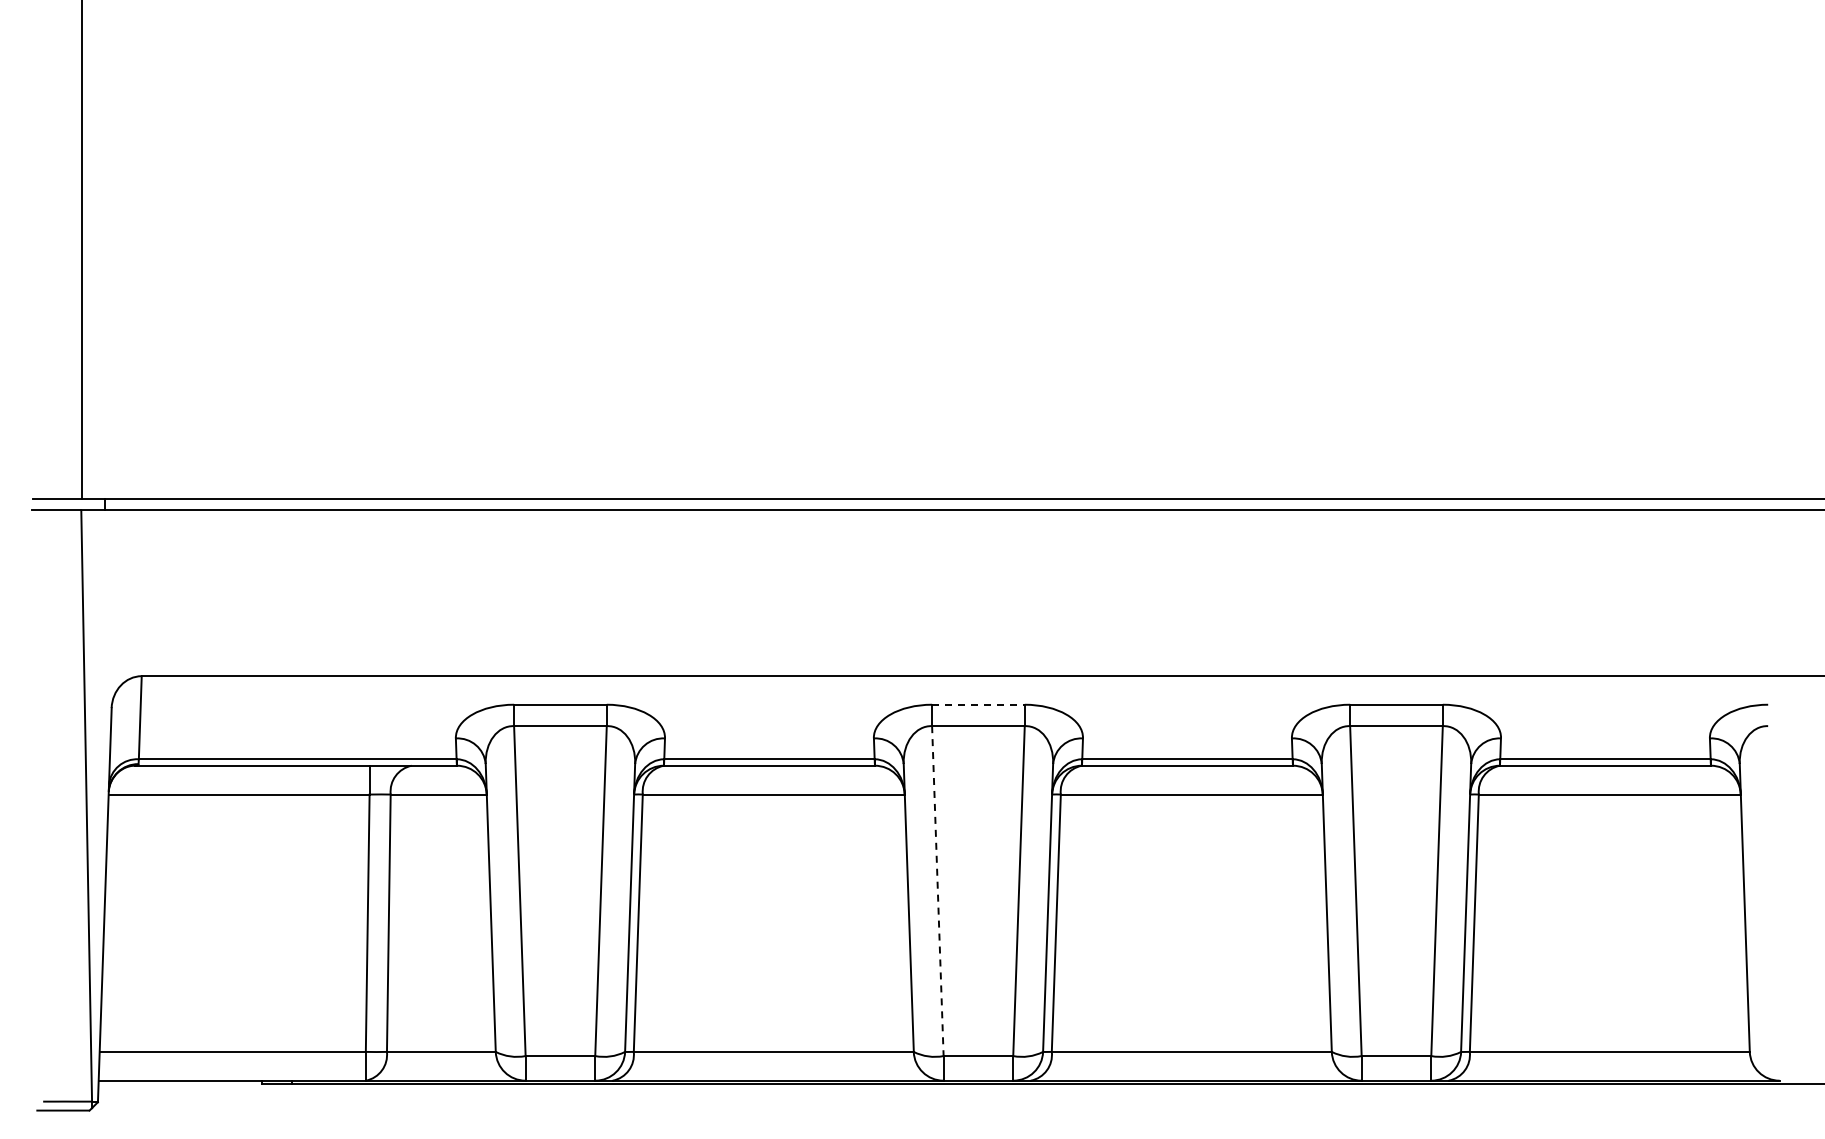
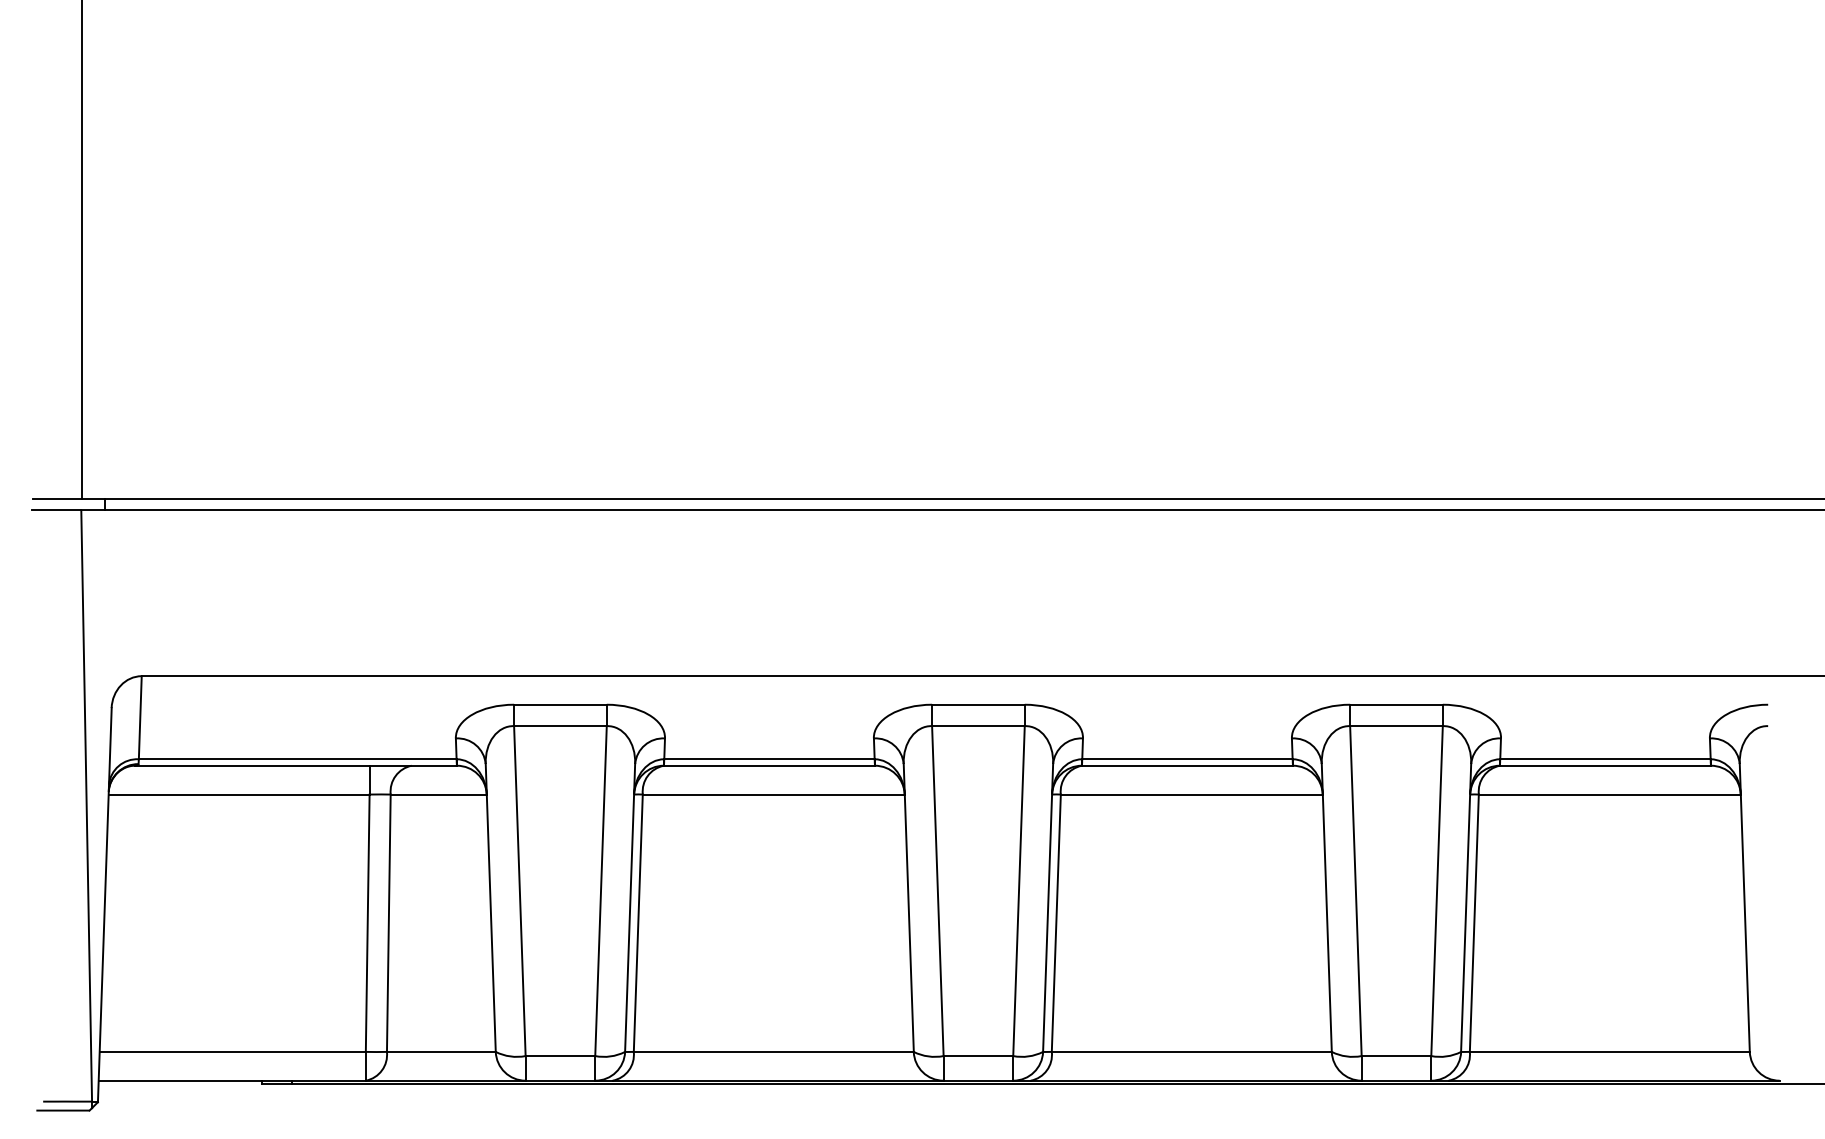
line: dashed -> solid (978, 704)
line: dashed -> solid (937, 891)
